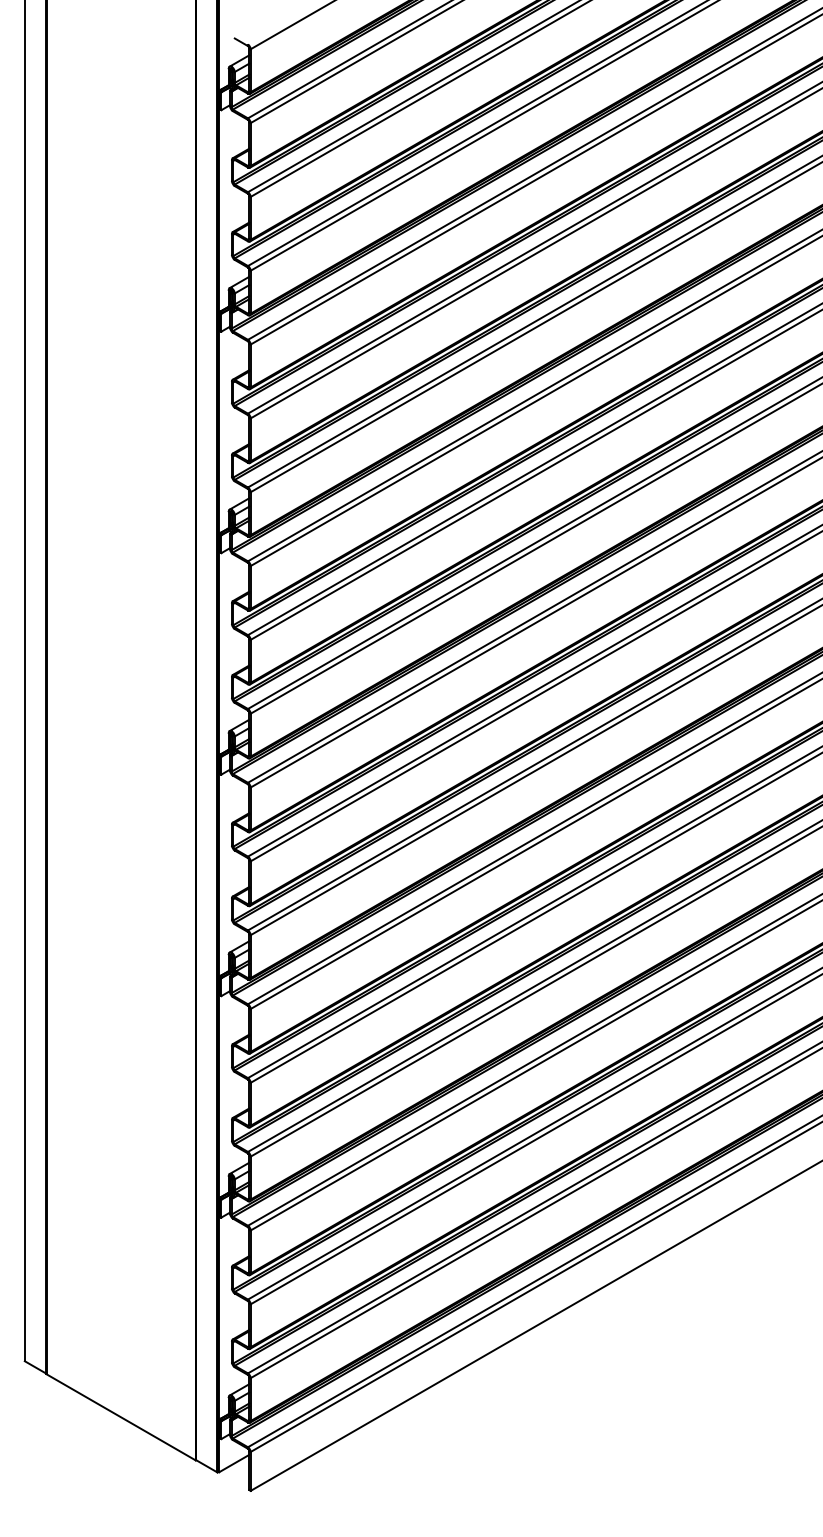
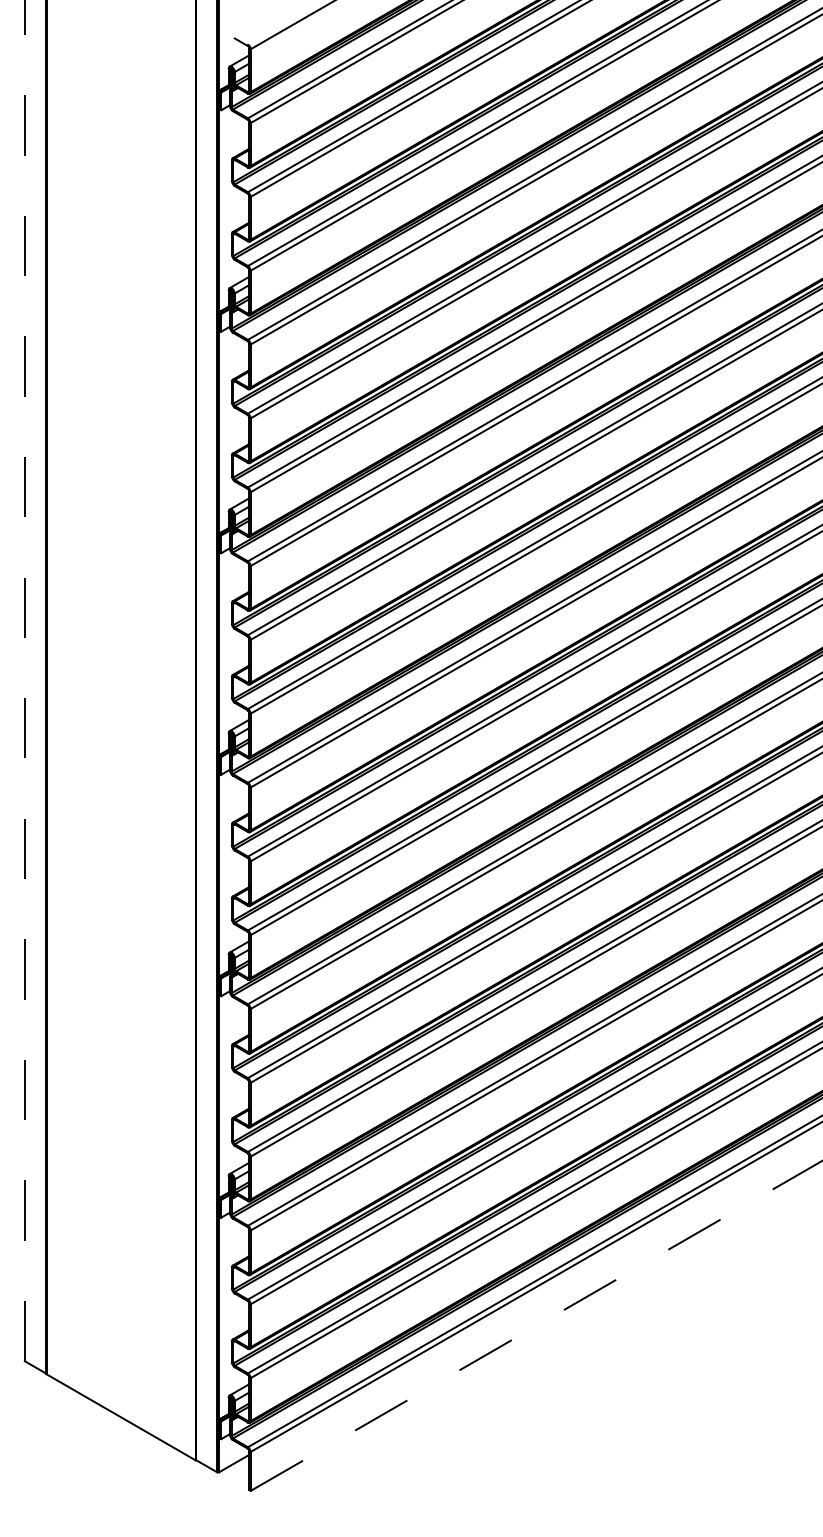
line: solid -> dashed (24, 680)
line: solid -> dashed (537, 1325)
